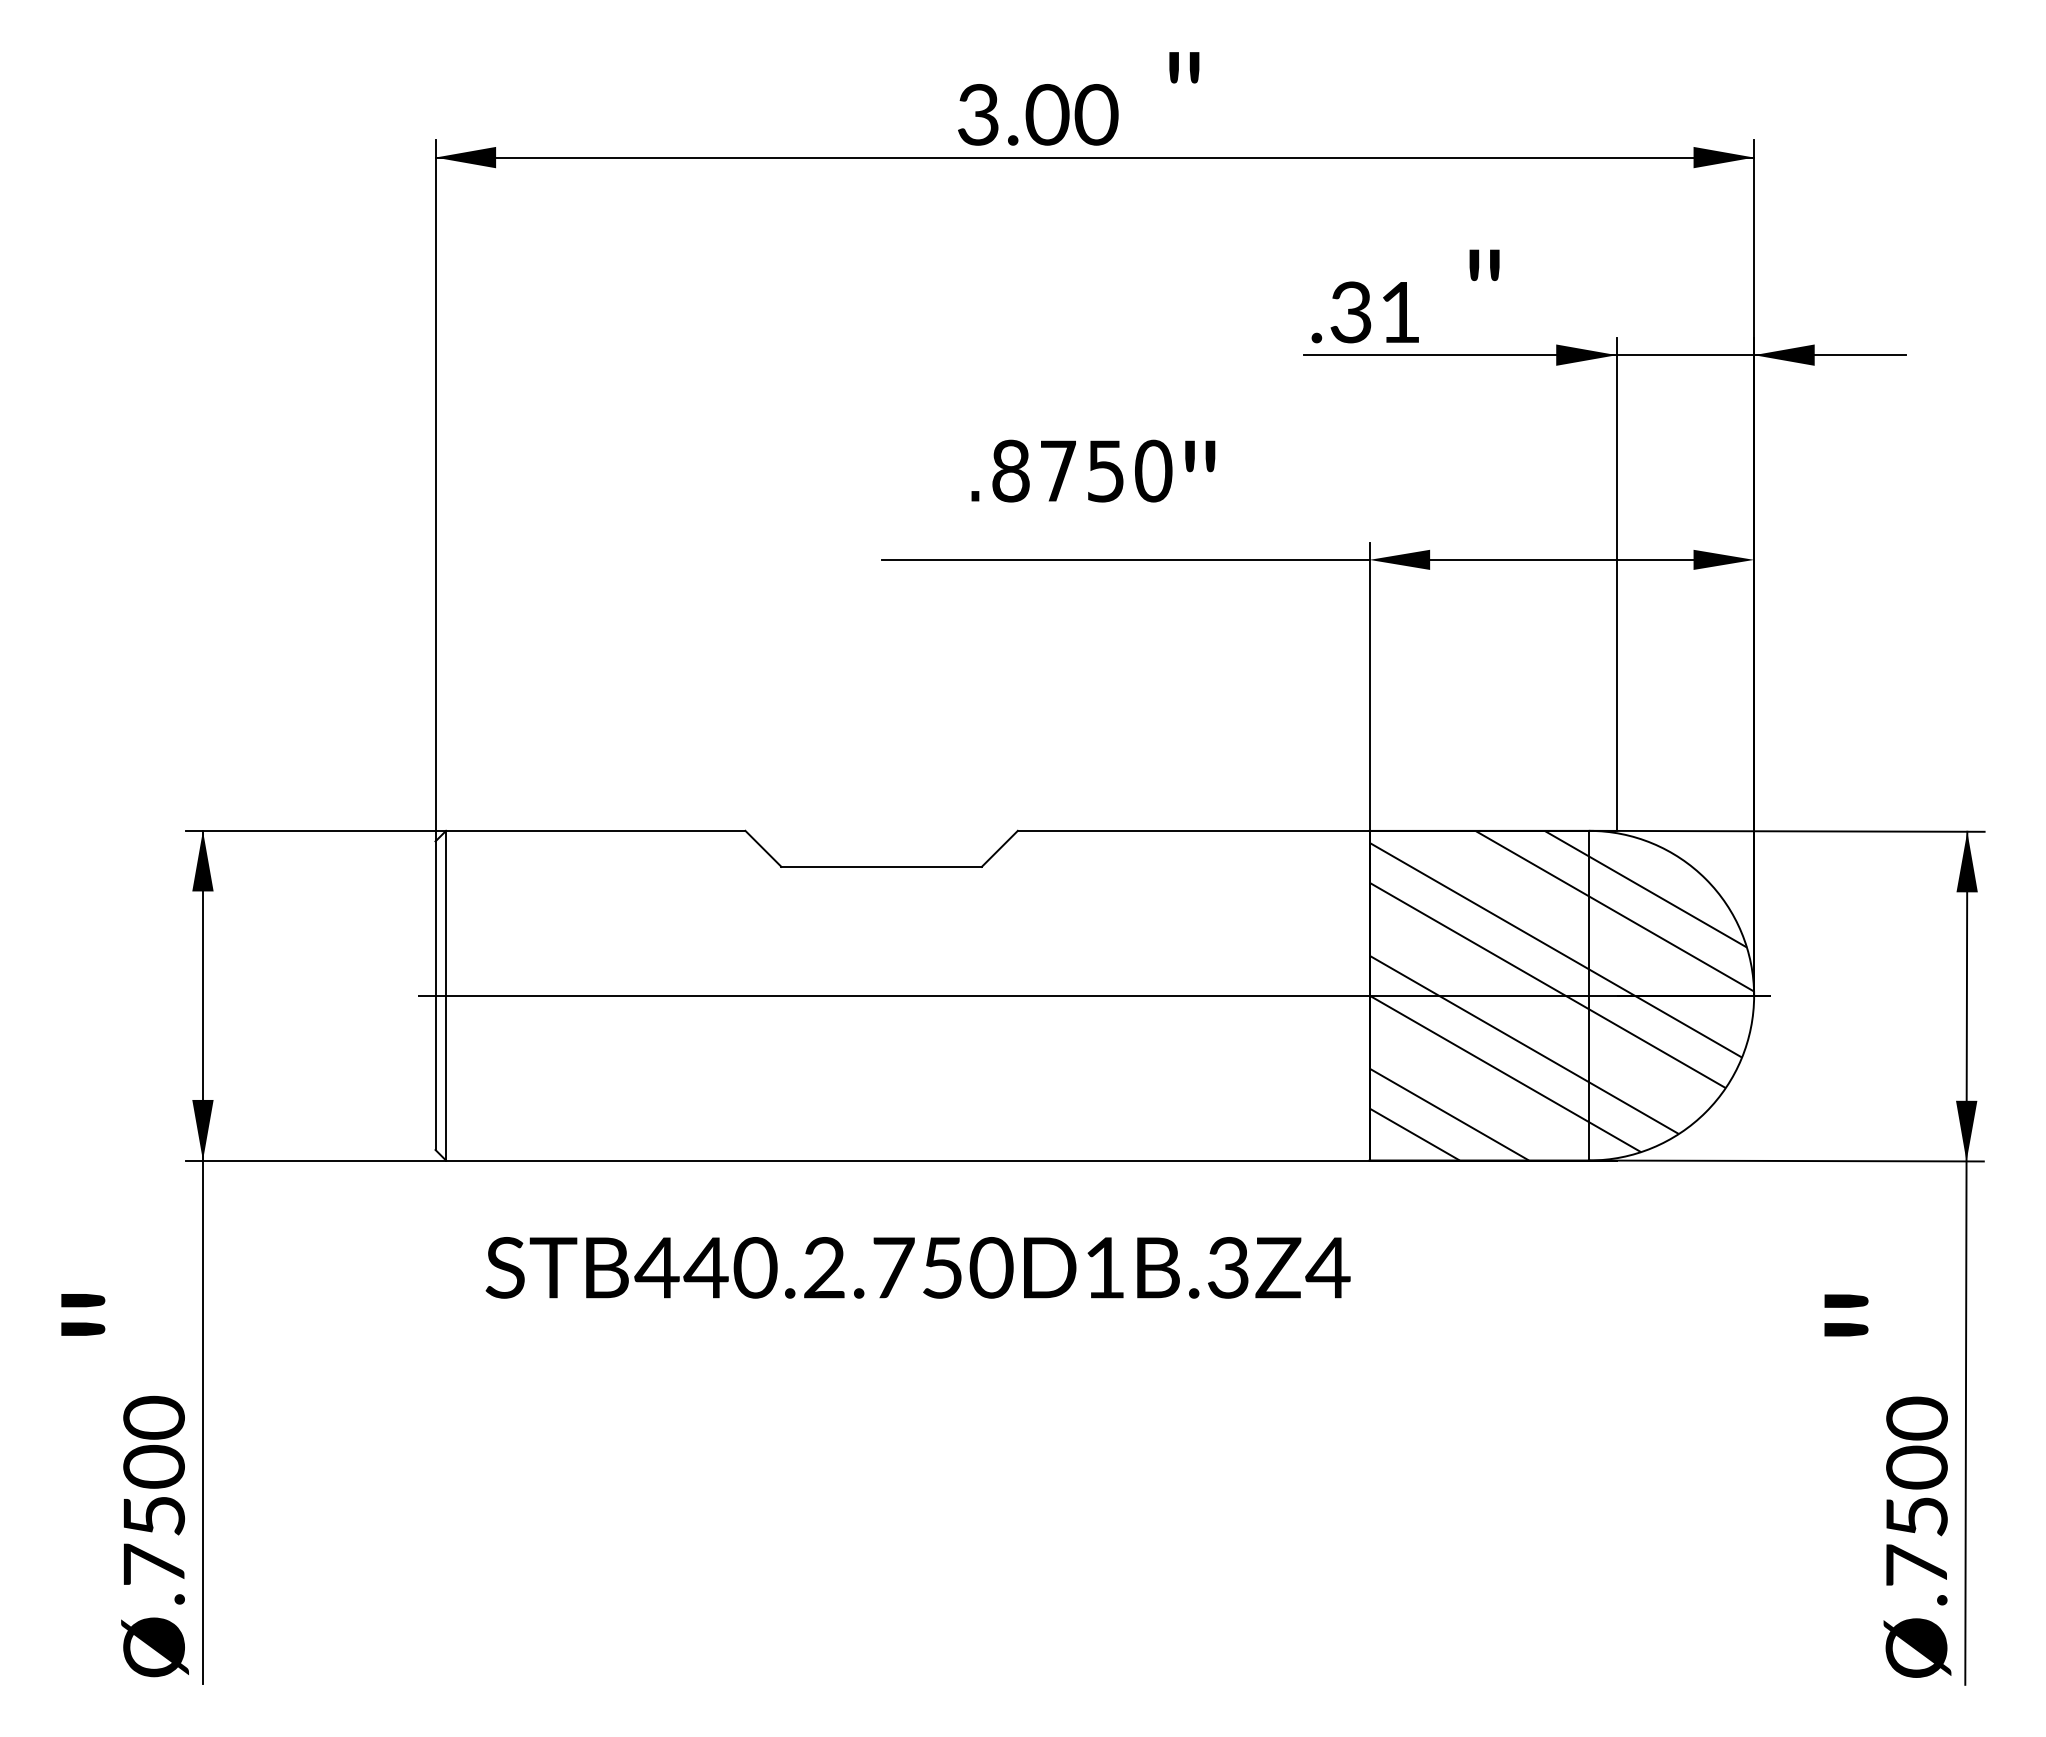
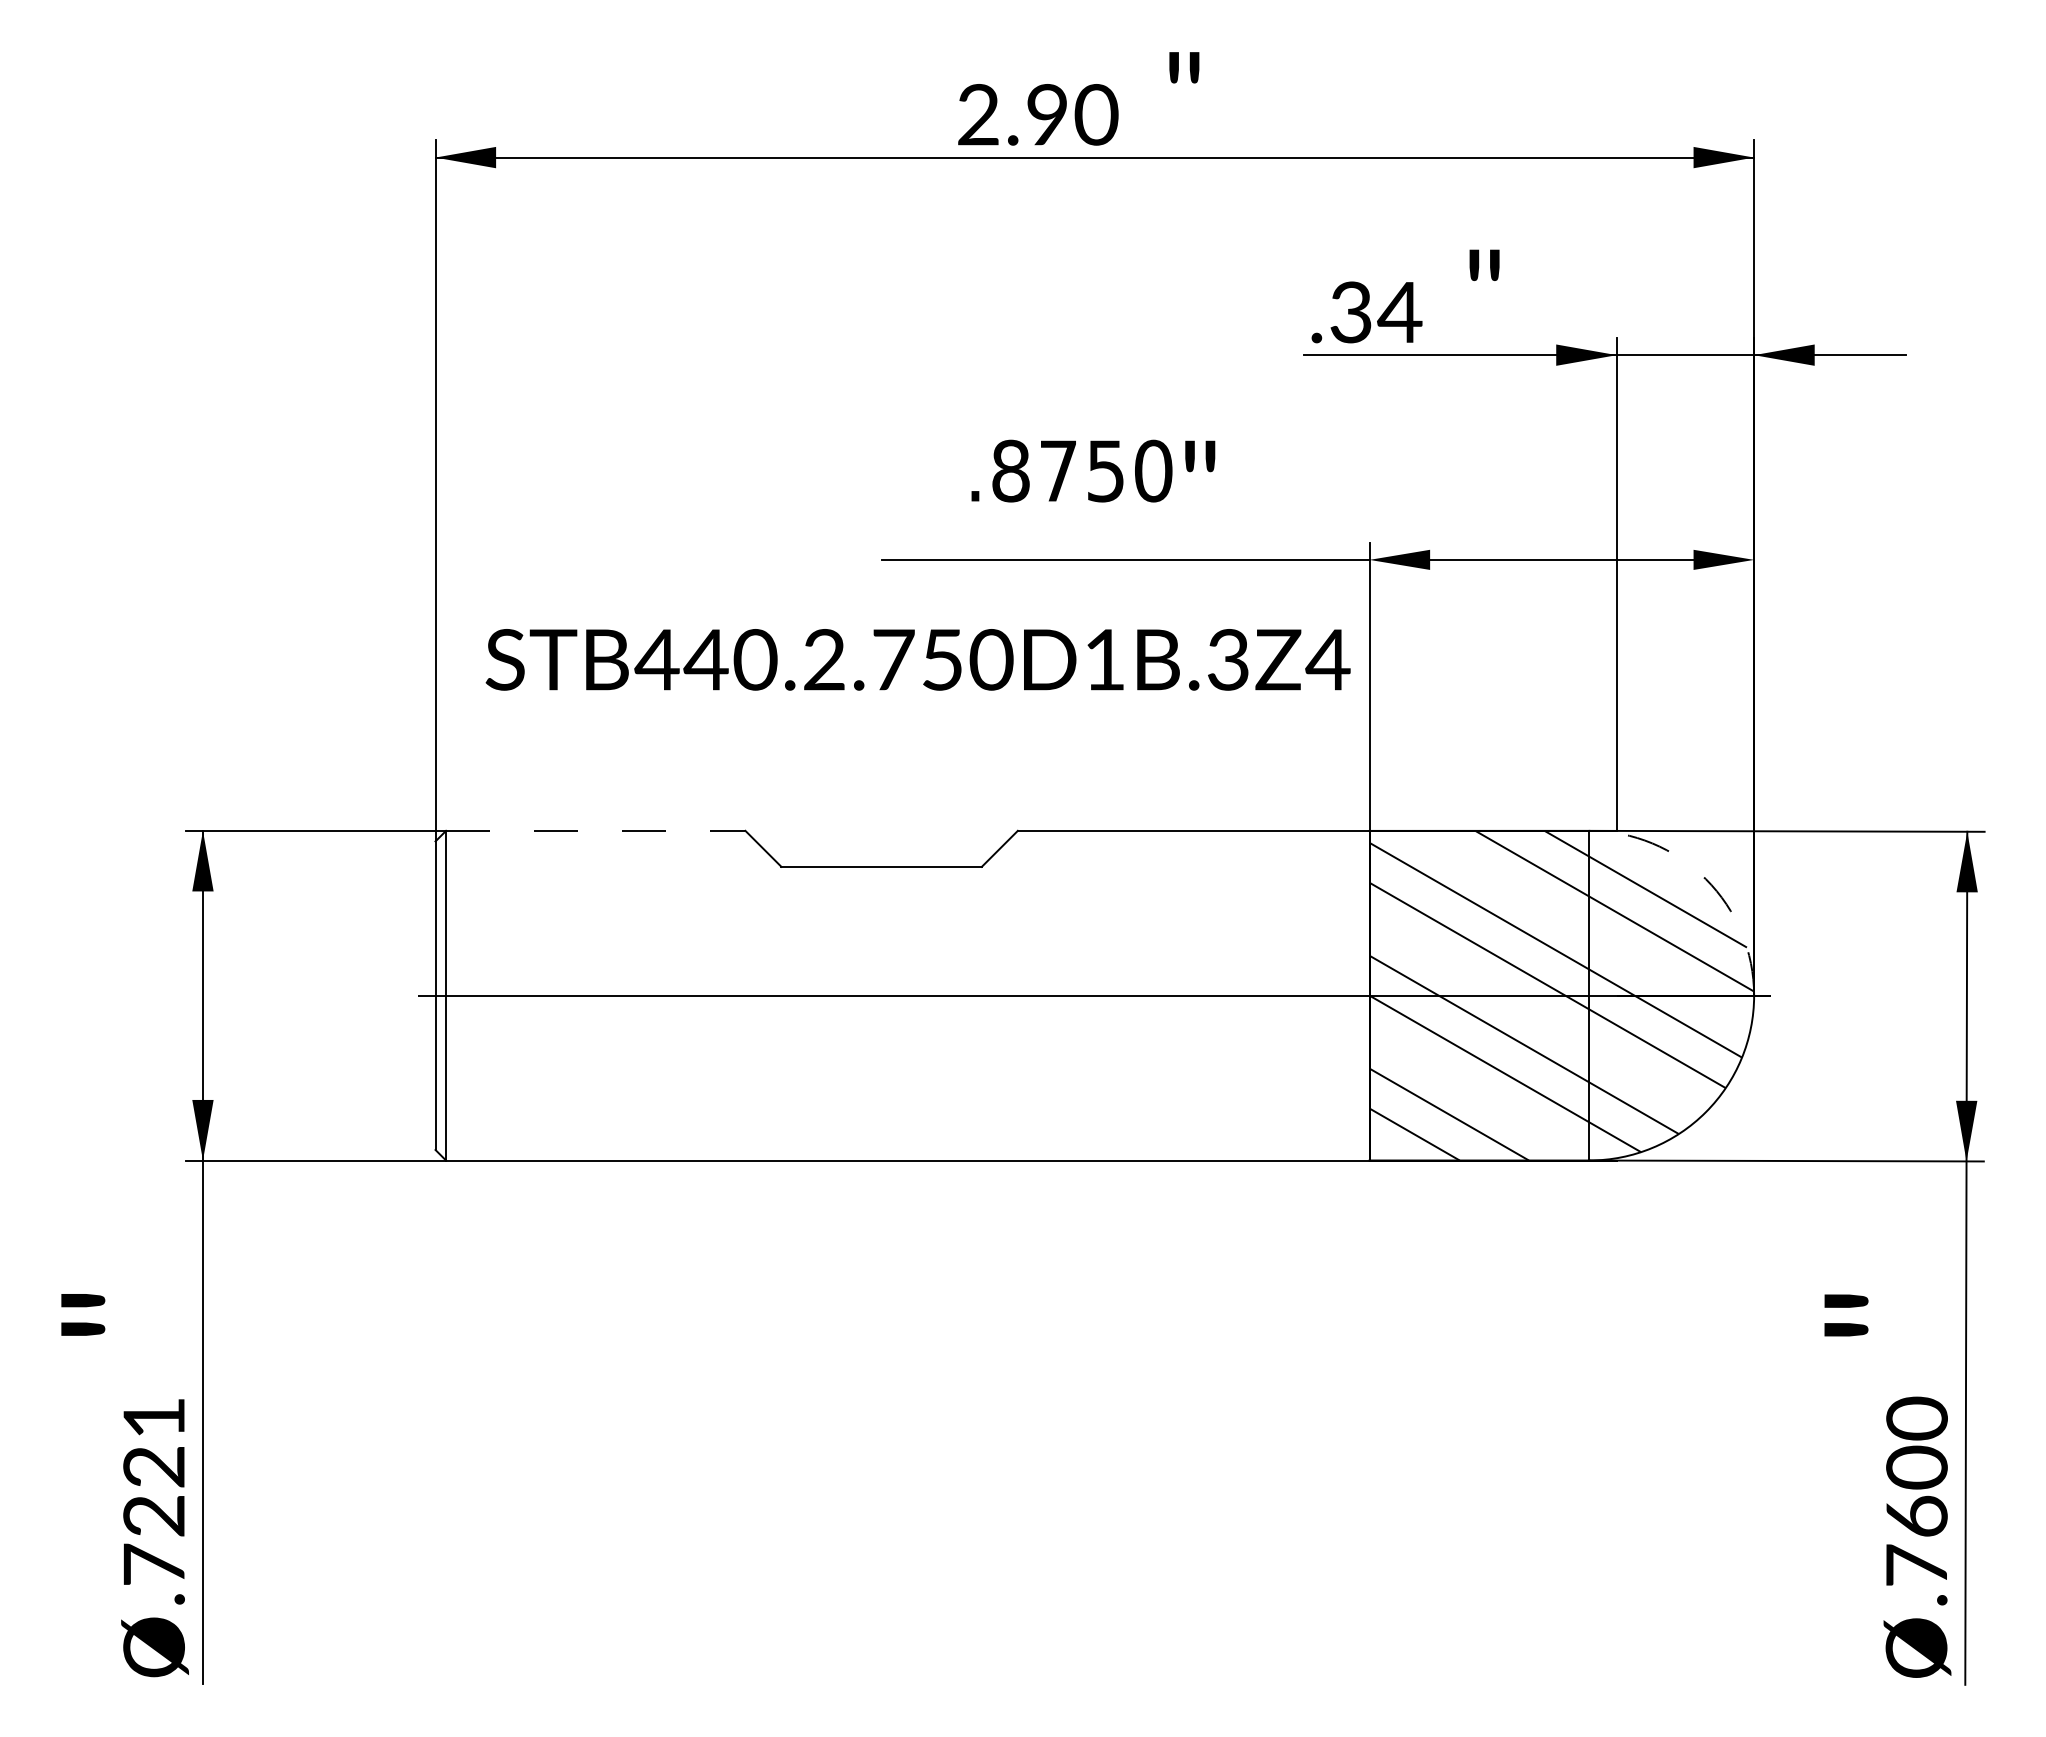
text: 3.00 -> 2.90 (1013, 114)
text: .31 -> .34 (1399, 312)
line: solid -> dashed (595, 830)
arc: solid -> dashed (1705, 879)
text position: (917, 1267) -> (917, 659) (917, 659)
text: .7500 -> .7221 (154, 1465)
text: .7500 -> .7600 (1916, 1515)
